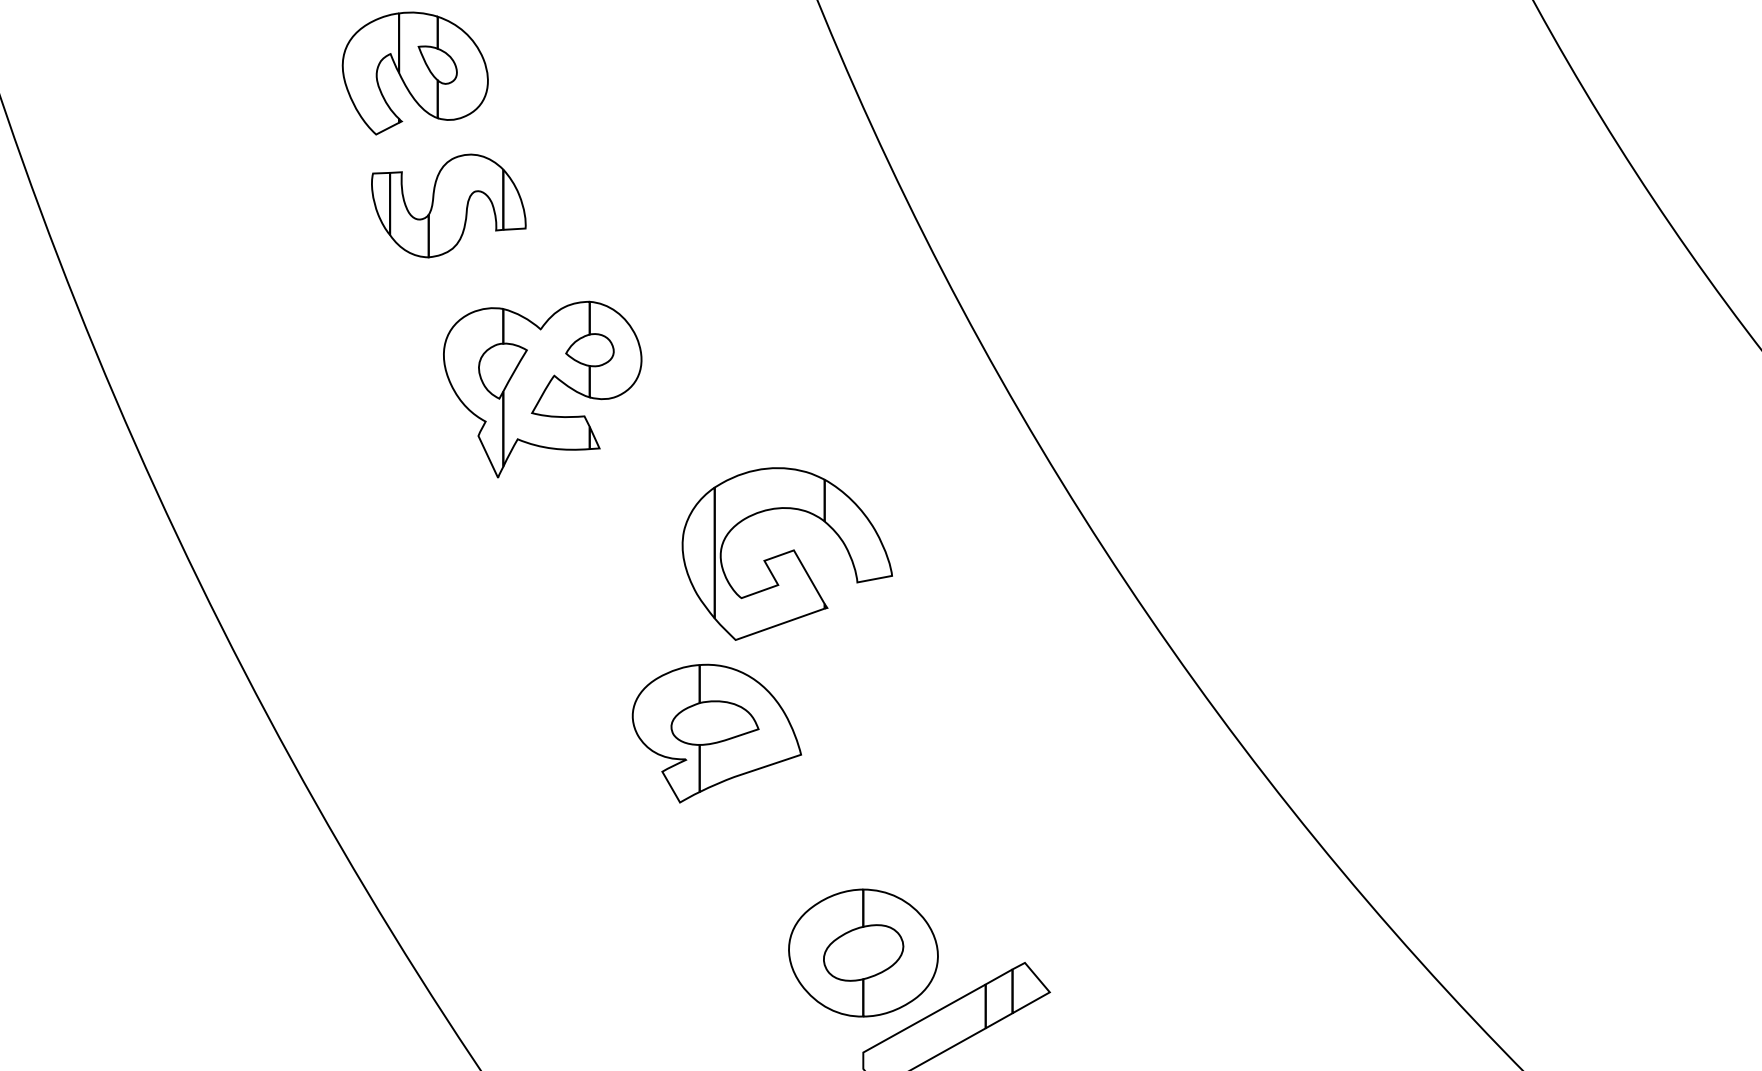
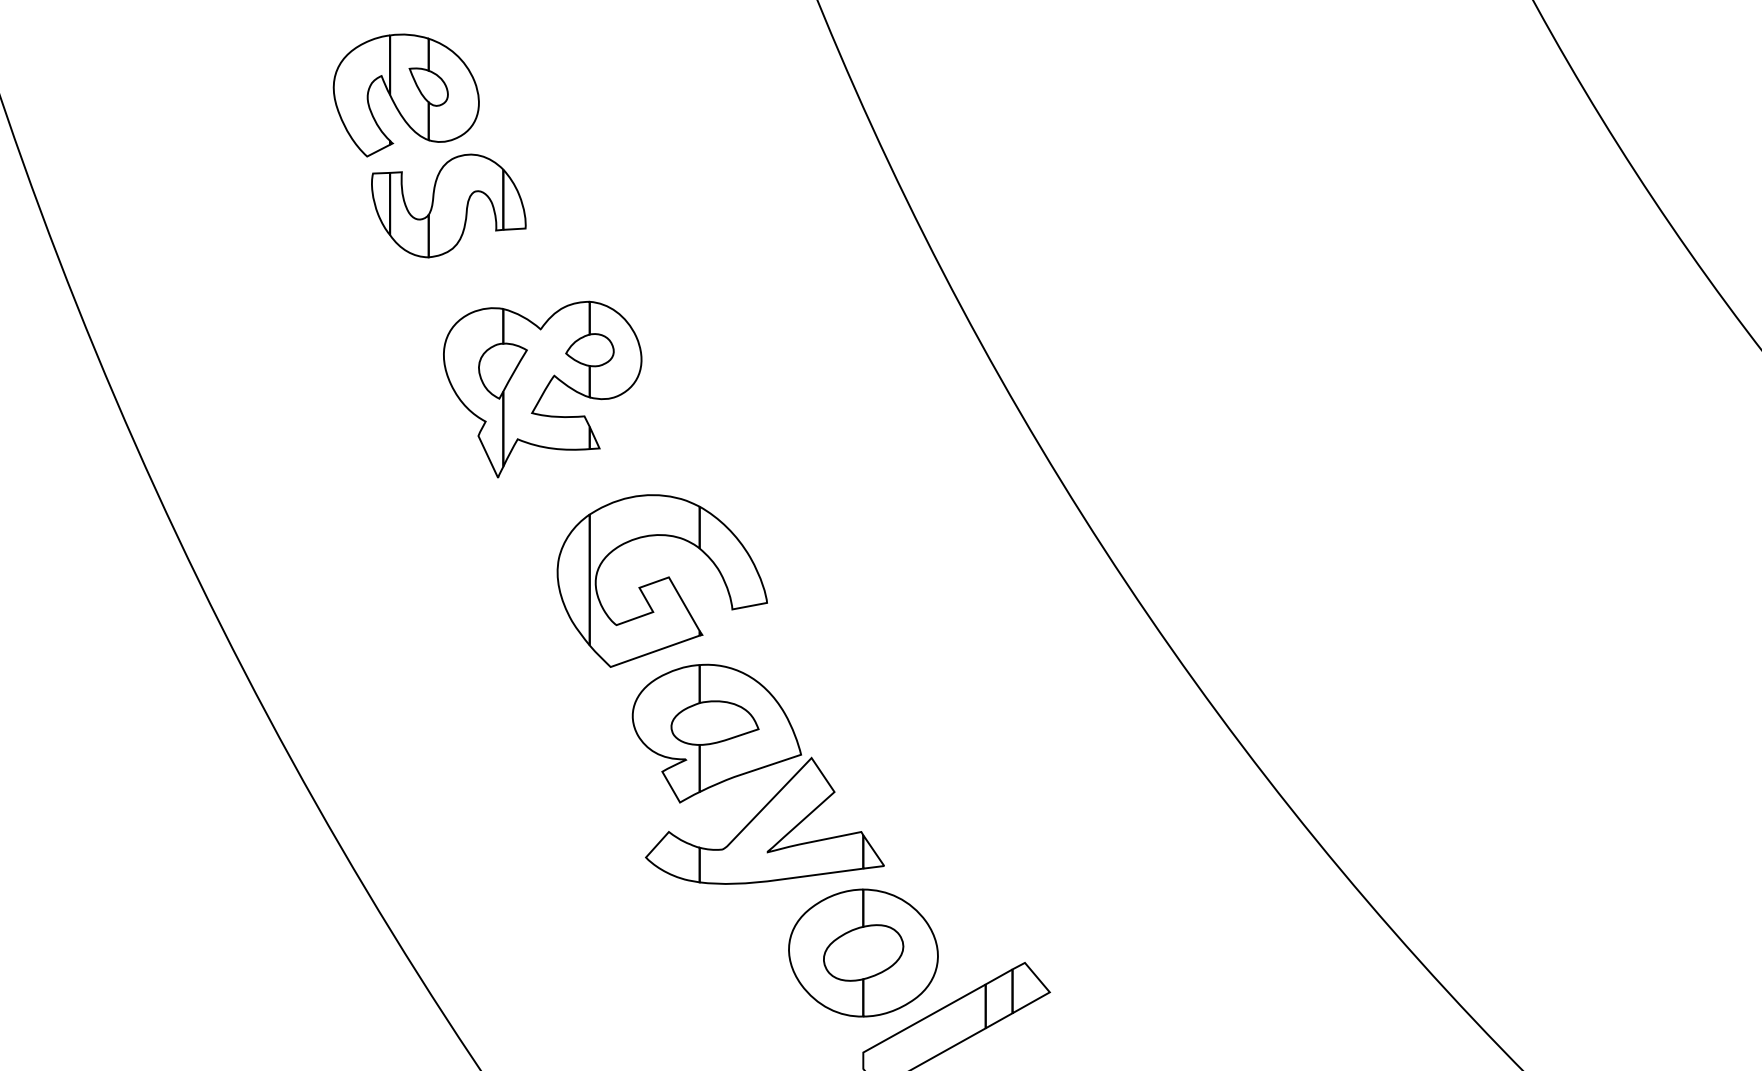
part position: (414, 73) -> (405, 95) (405, 95)
part position: (786, 553) -> (661, 580) (661, 580)
part: none -> present (764, 820)
